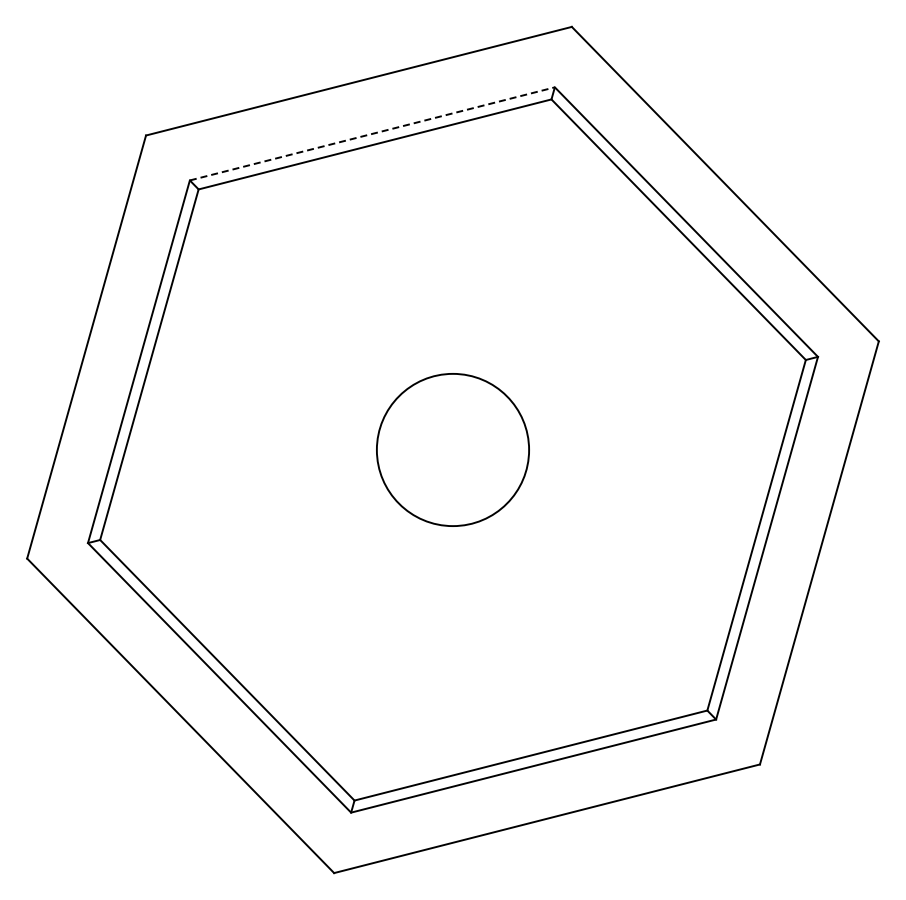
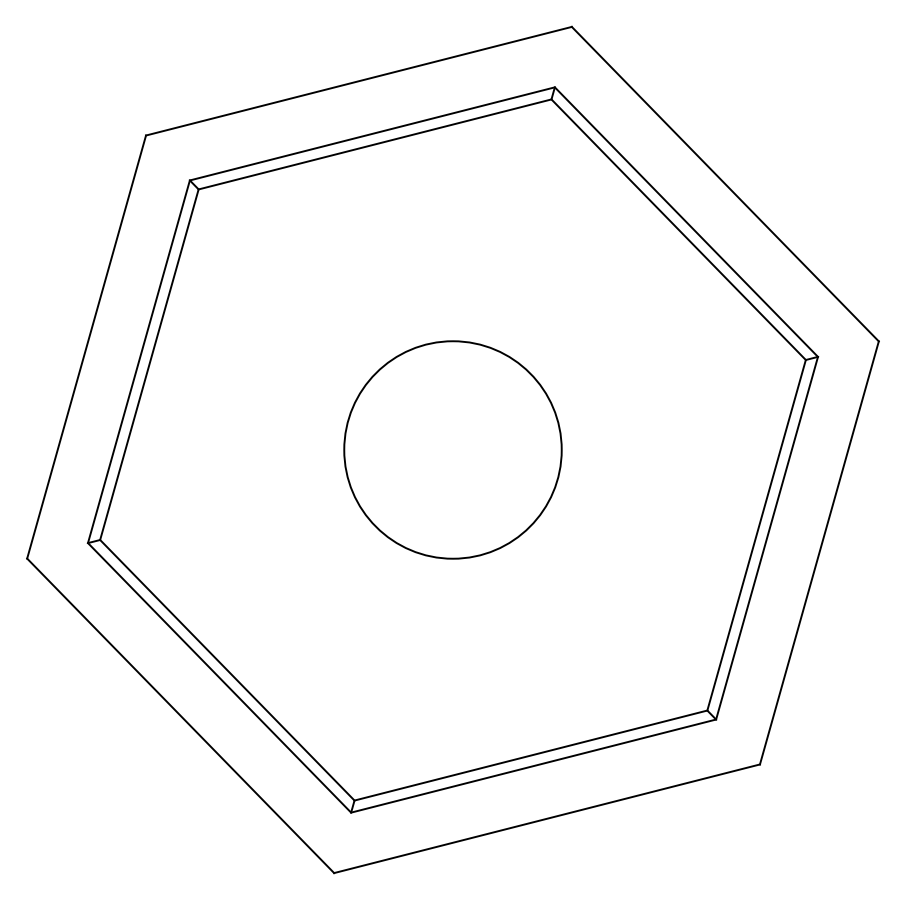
line: dashed -> solid (372, 133)
circle diameter: 152 px -> 217 px (452, 449)
